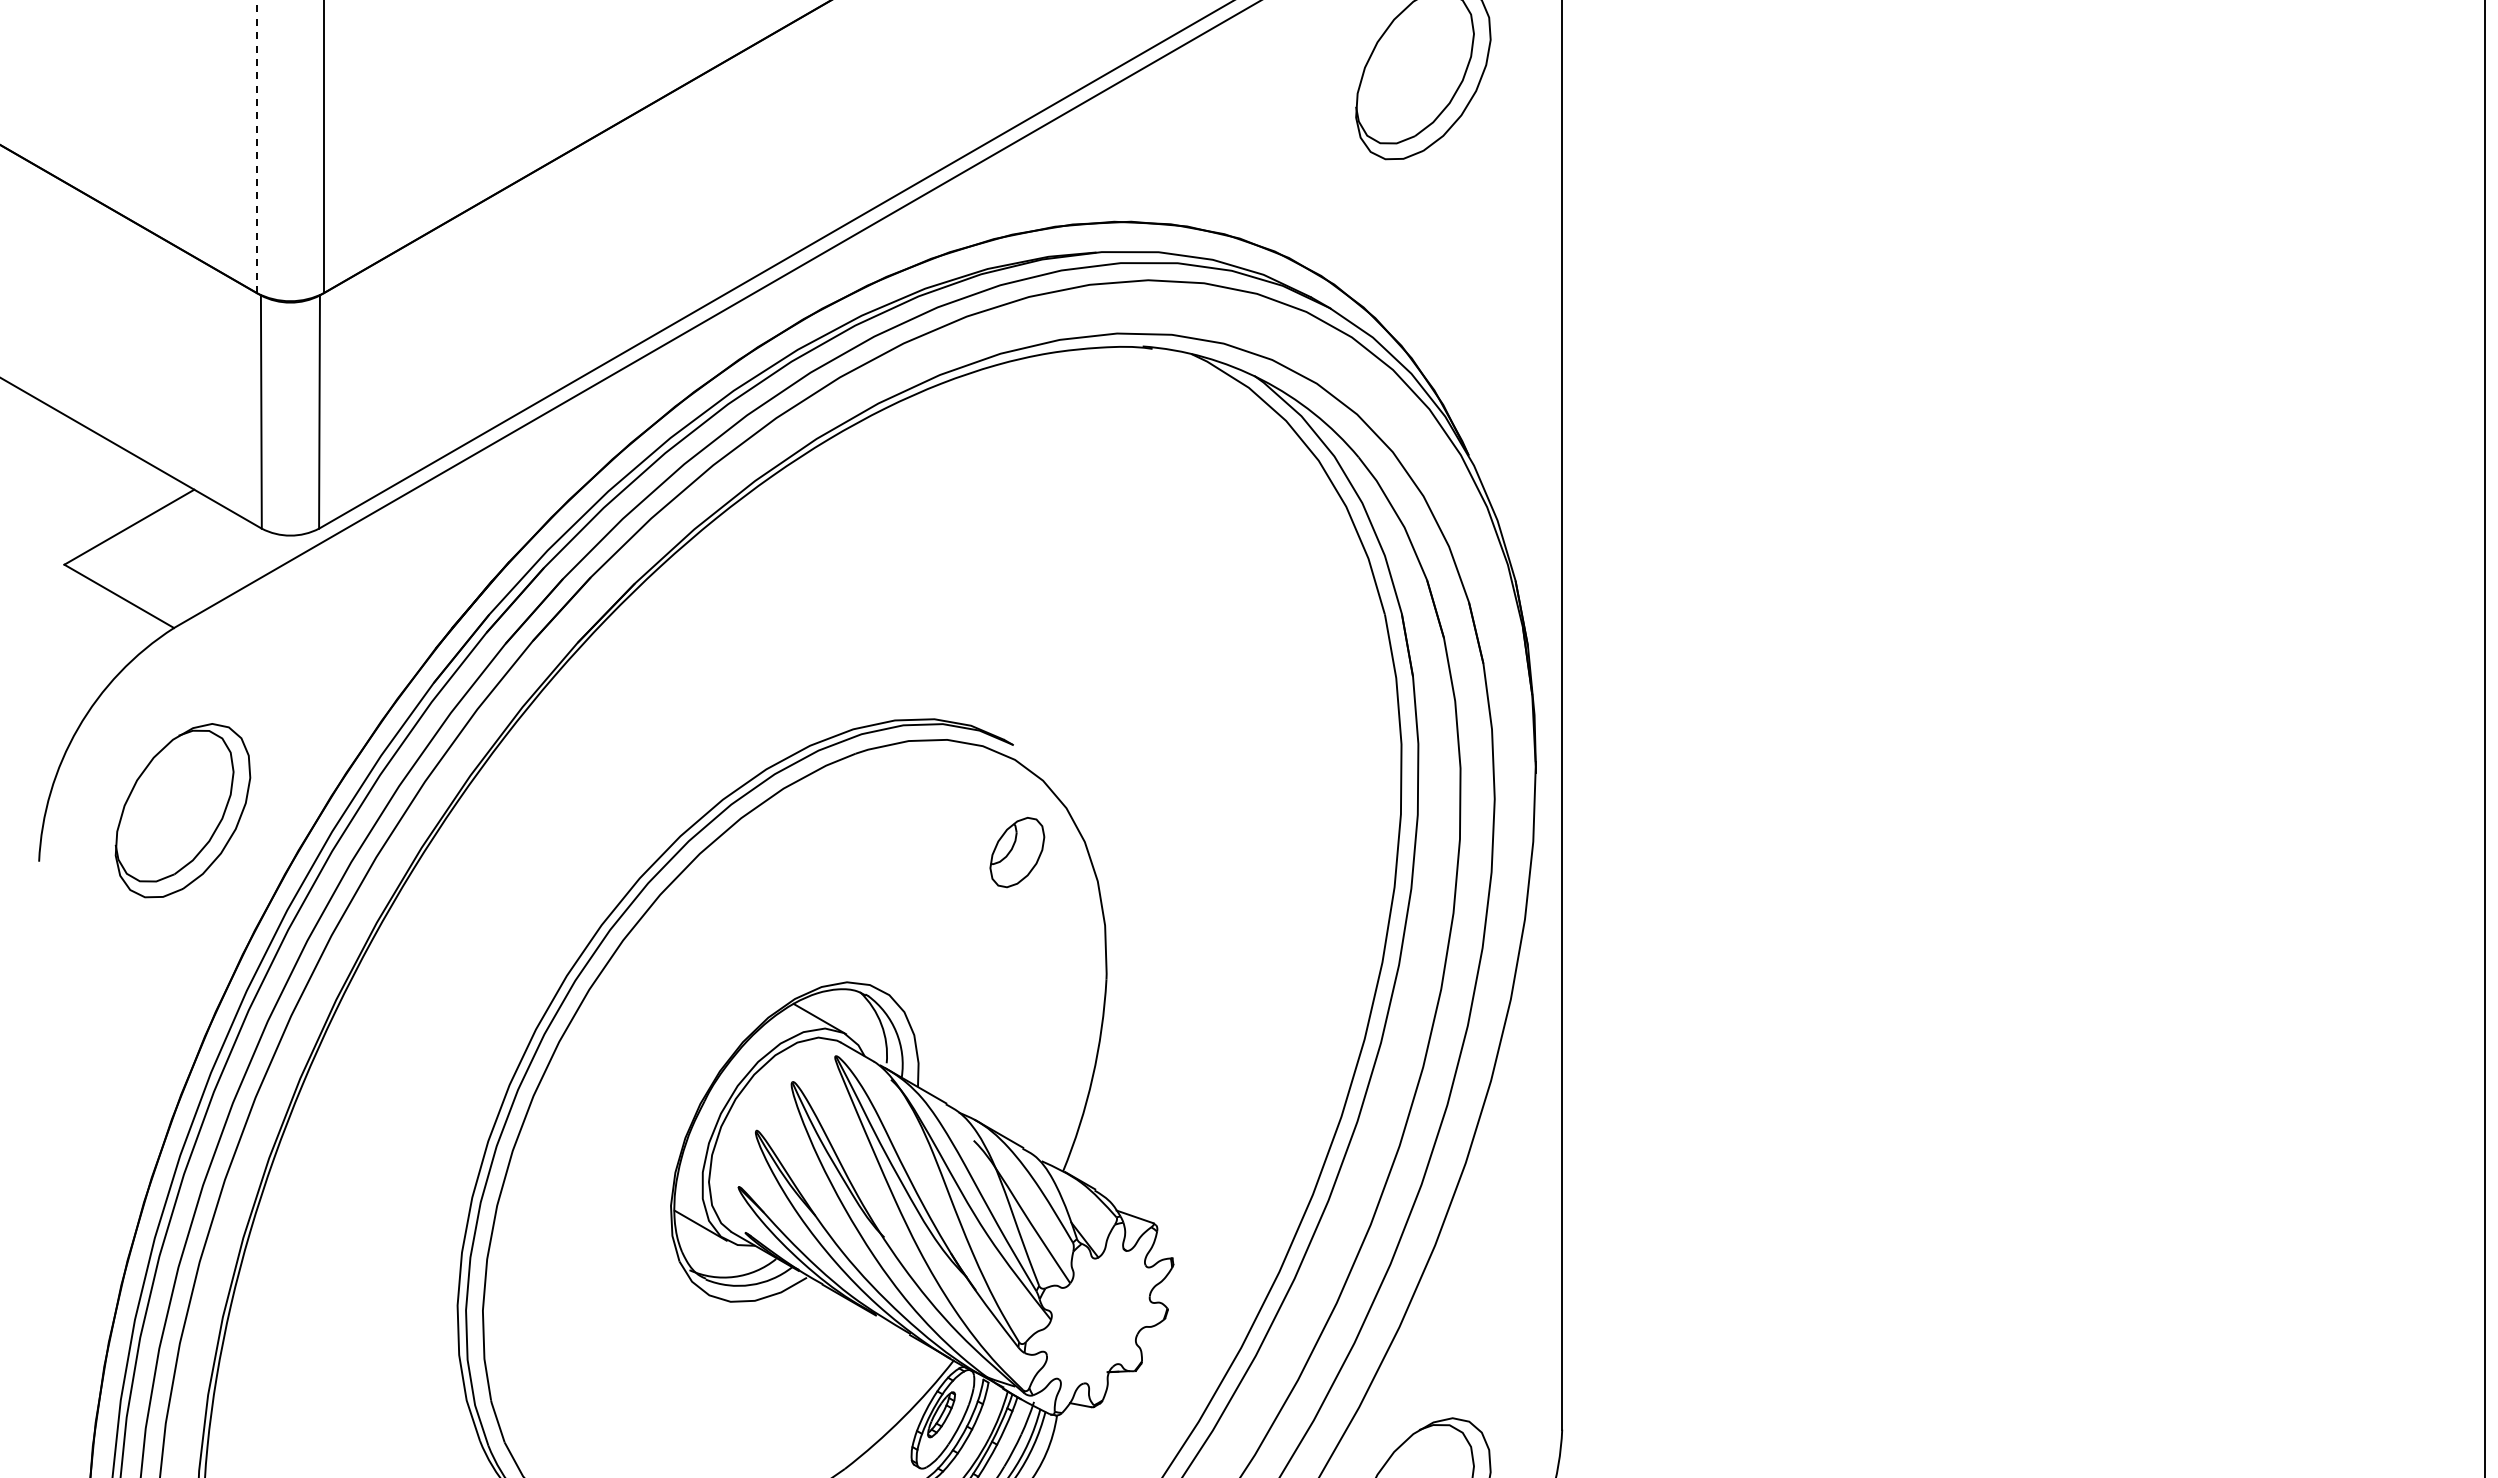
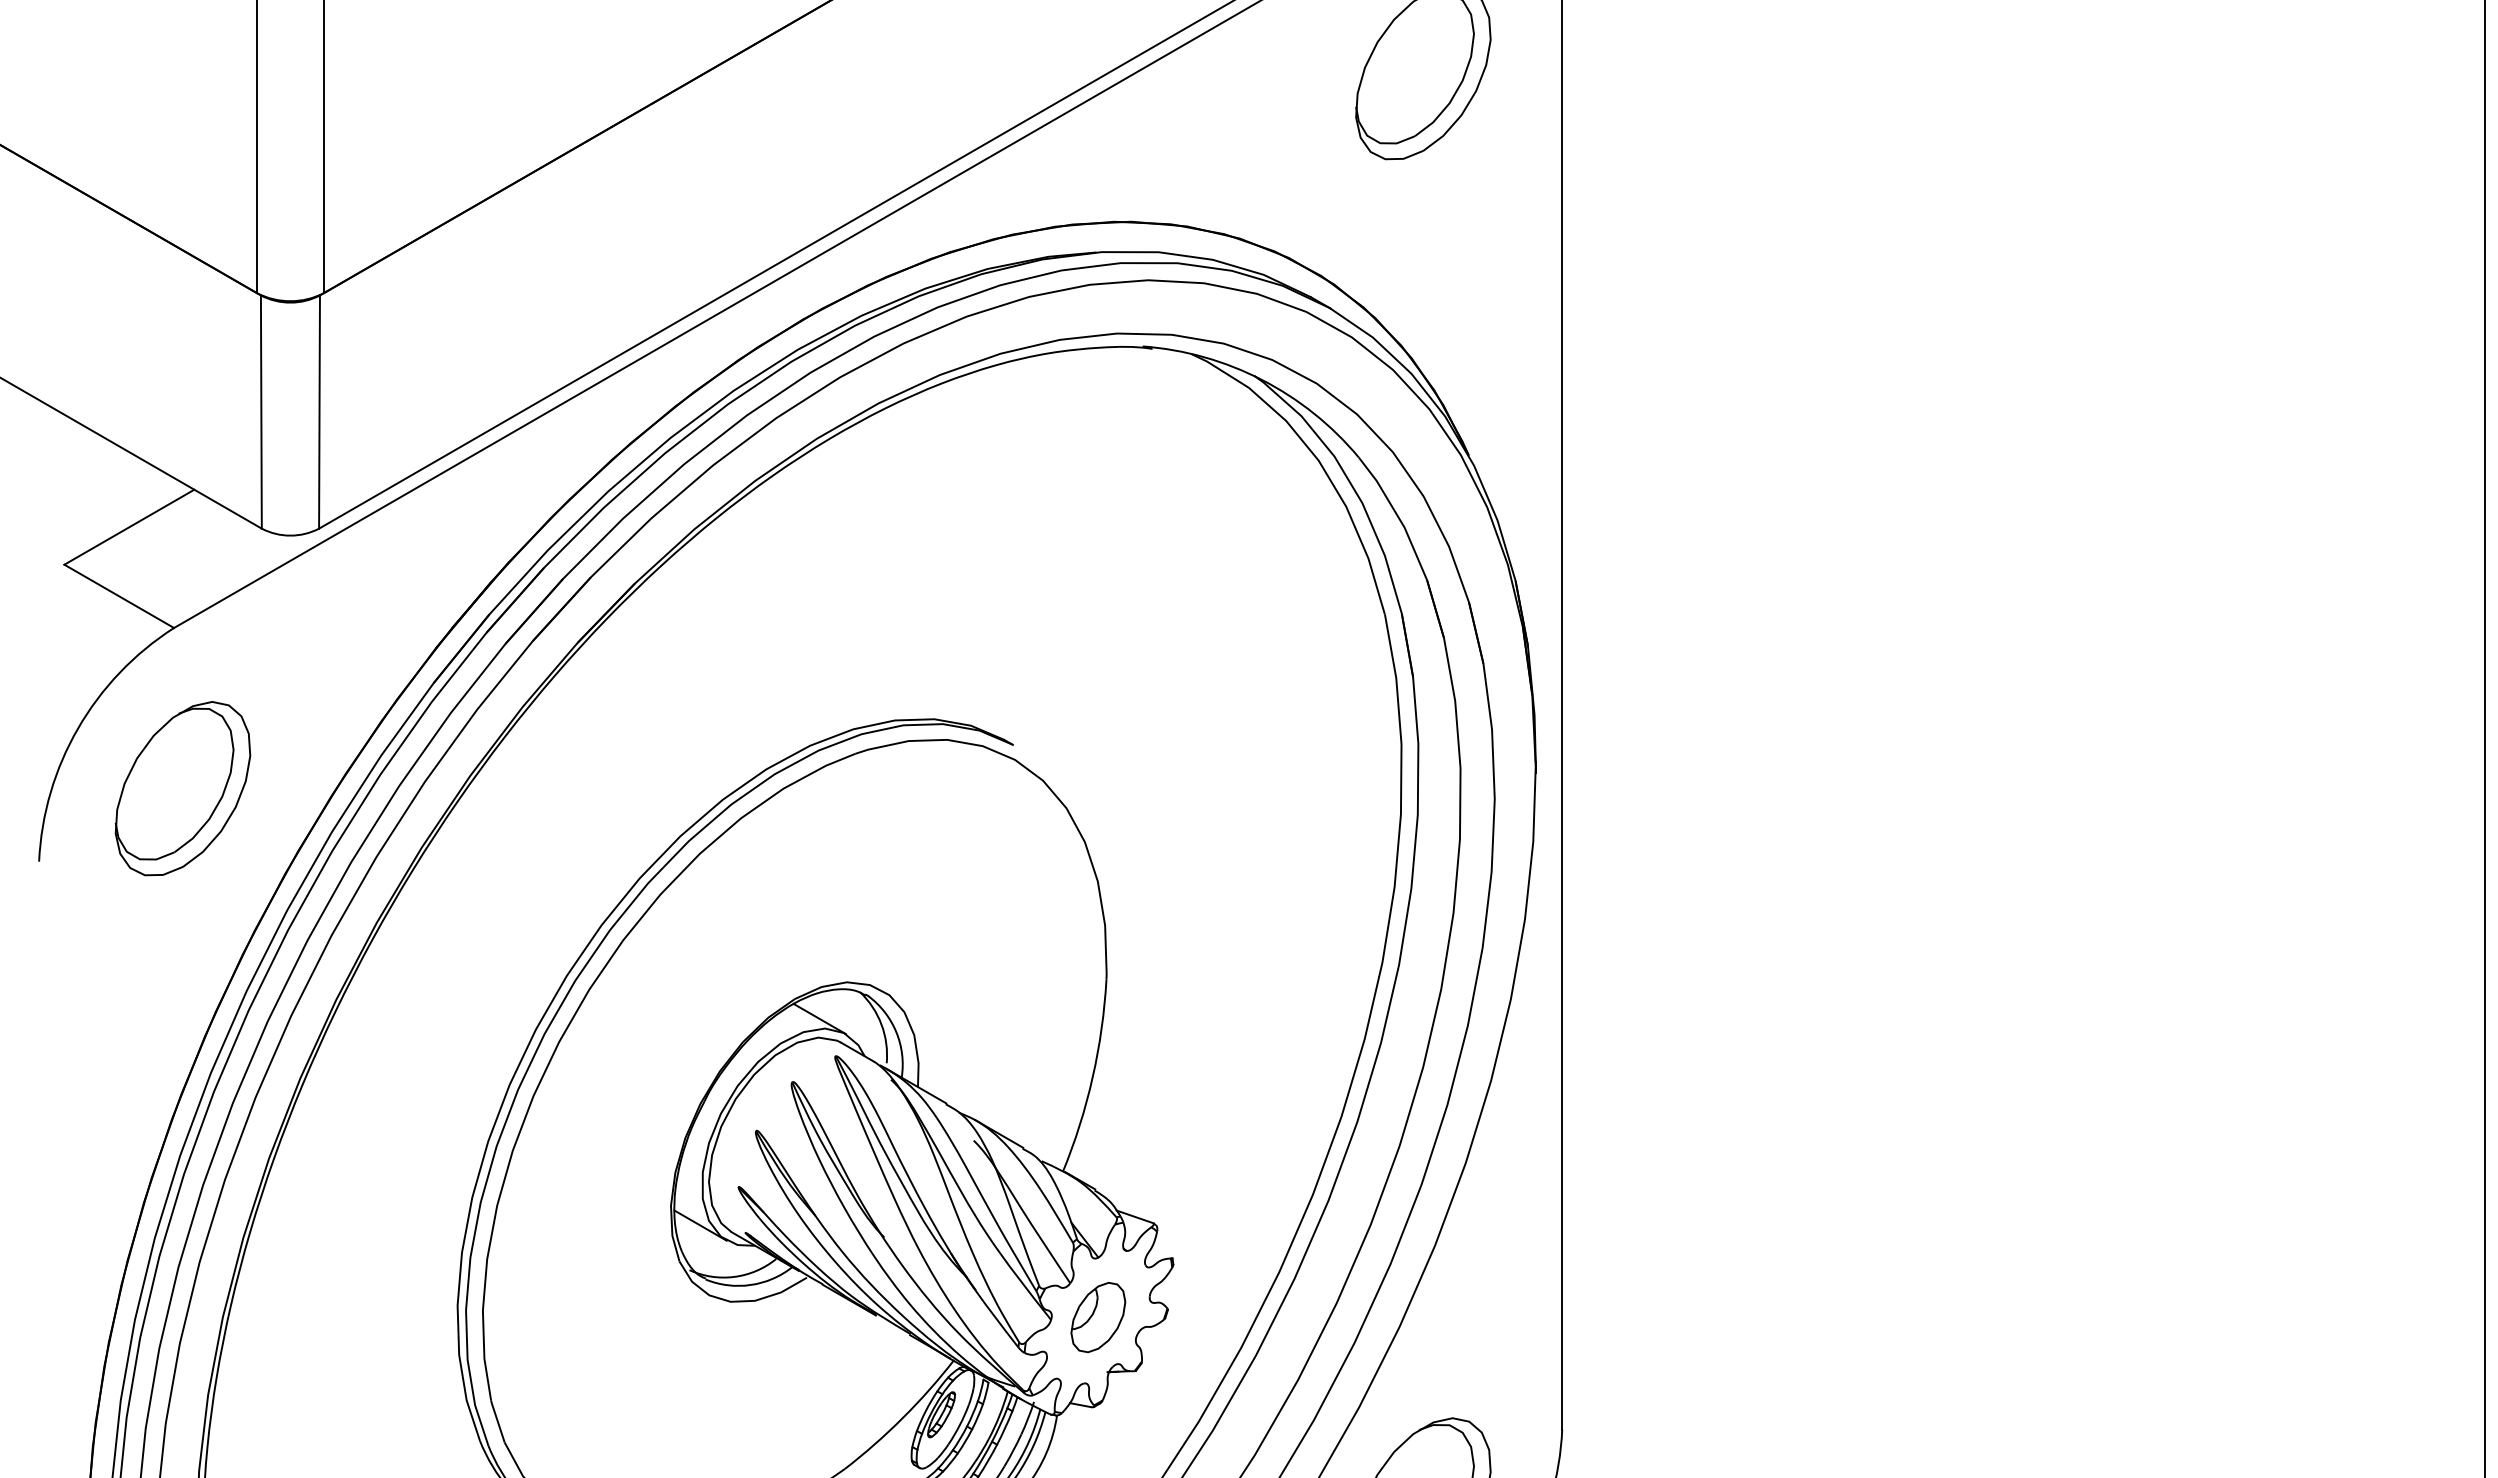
line: dashed -> solid (256, 146)
part position: (182, 810) -> (182, 788) (182, 788)
part position: (1017, 852) -> (1098, 1317) (1098, 1317)
